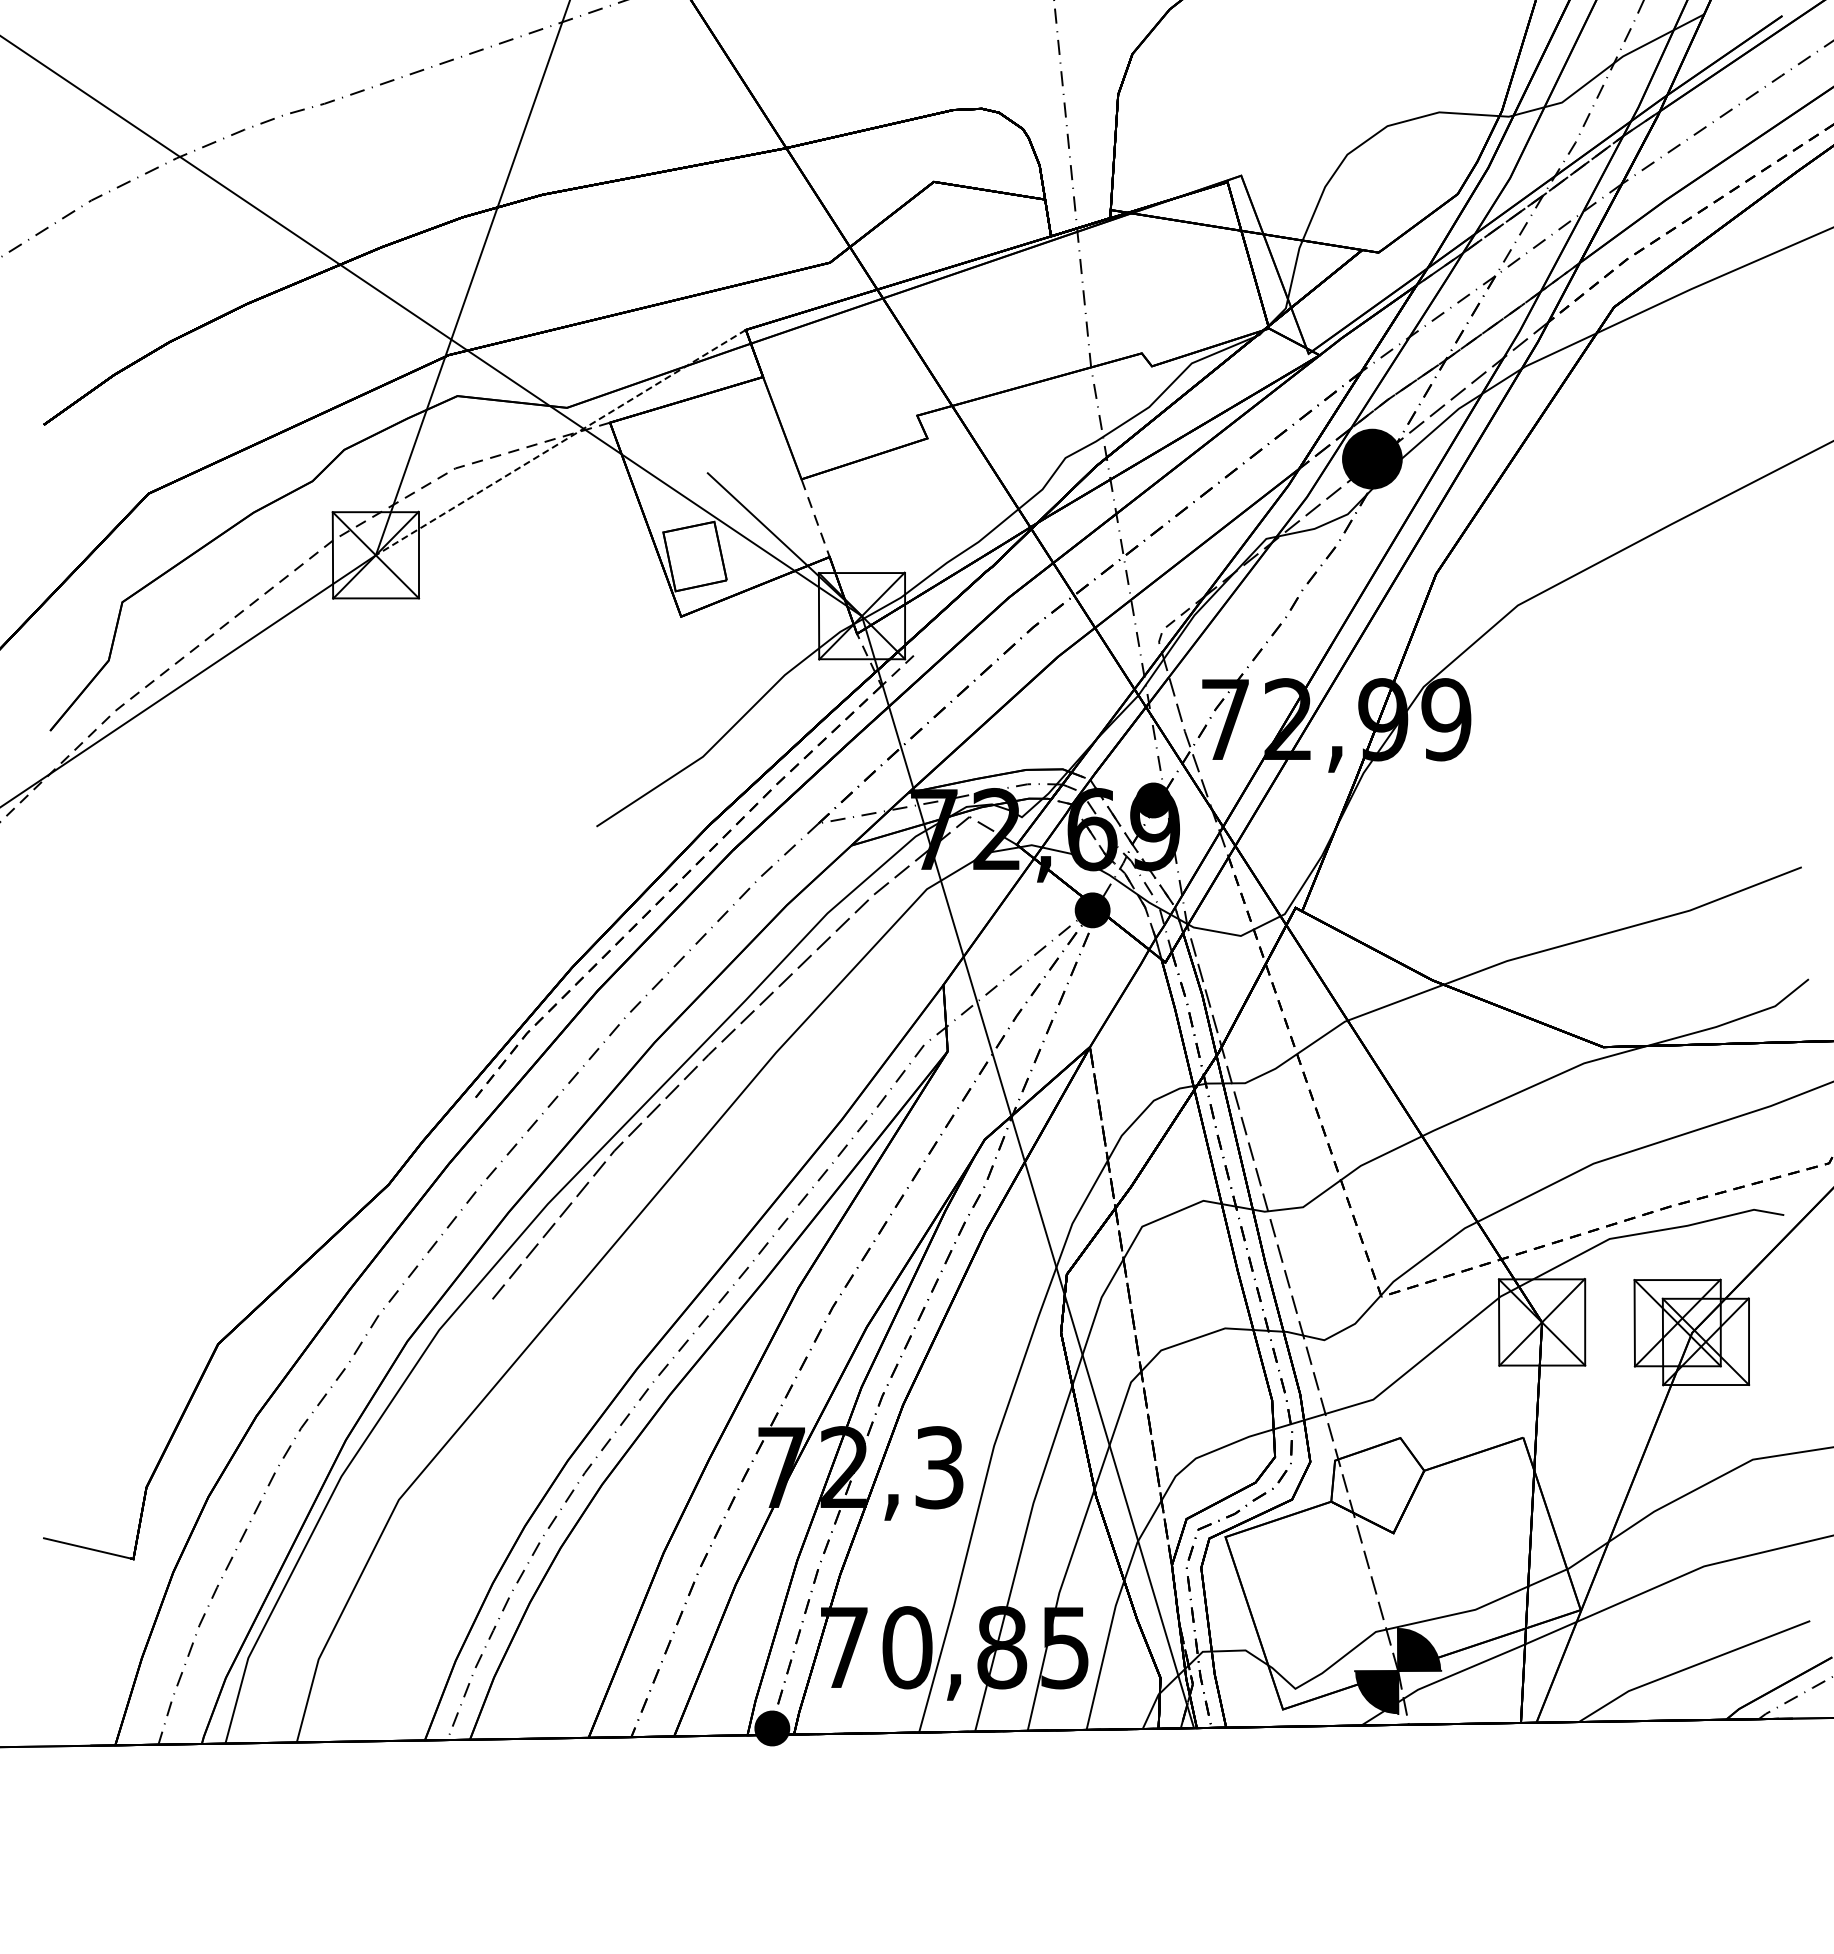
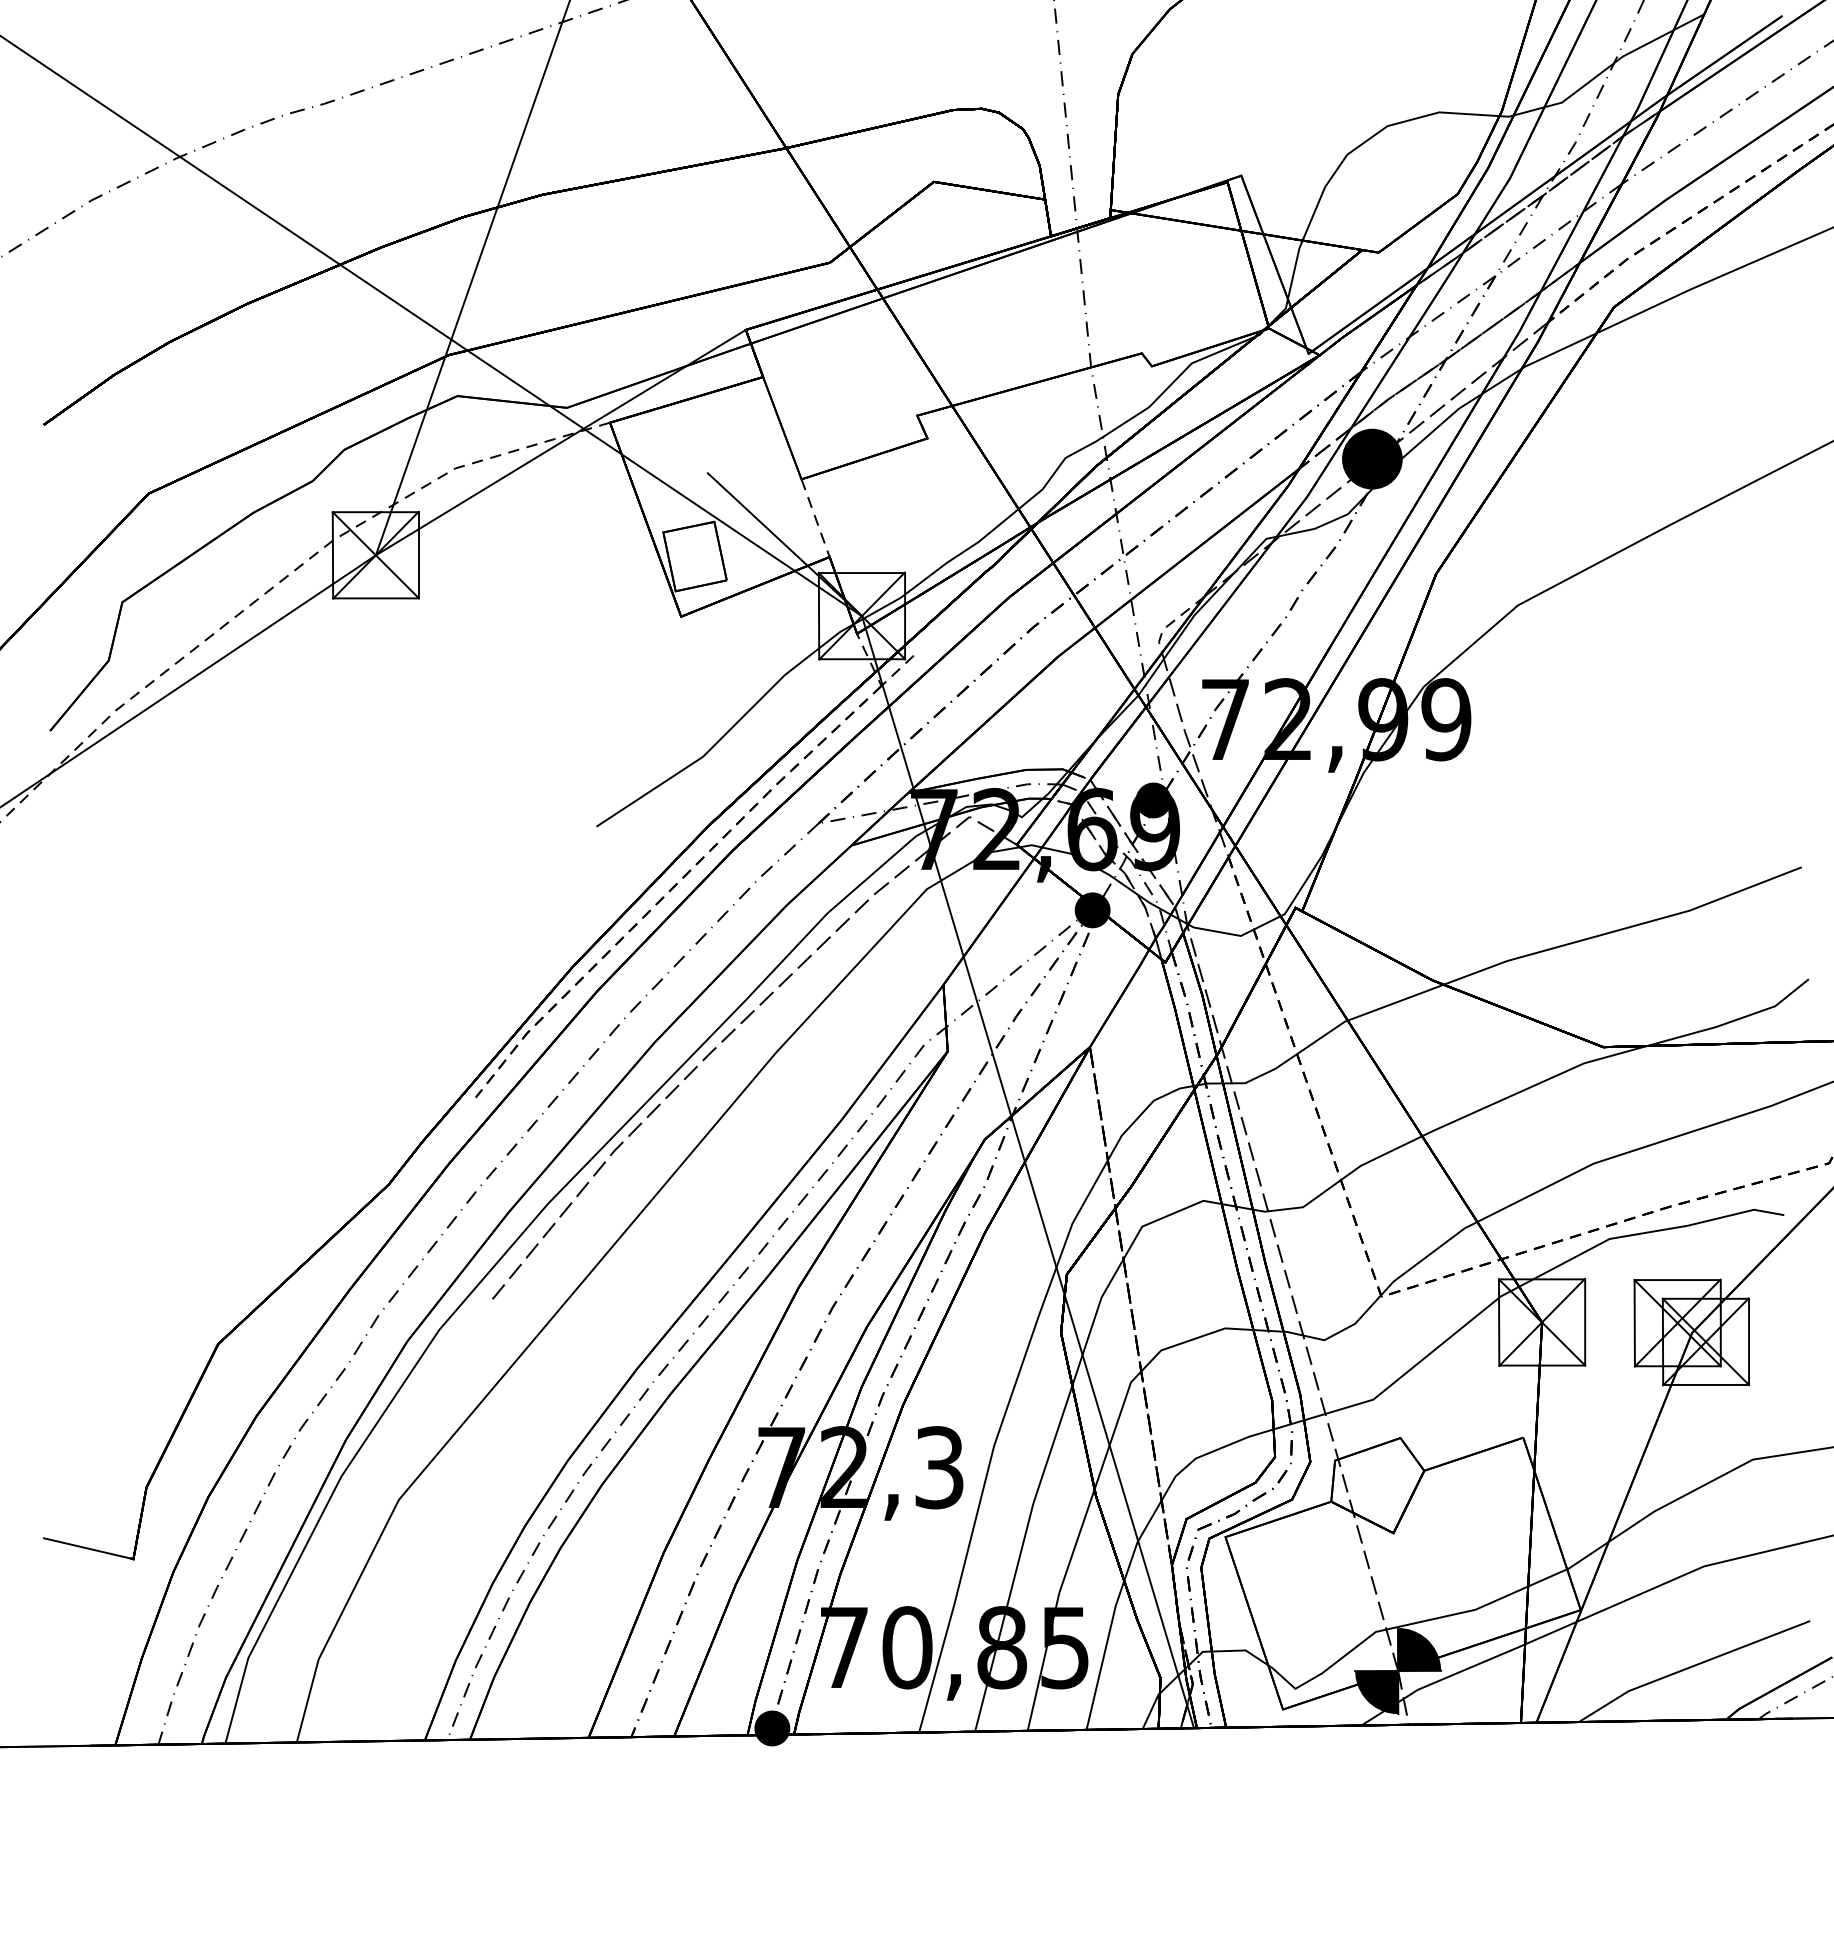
line: dashed -> solid (560, 442)
